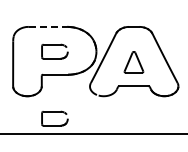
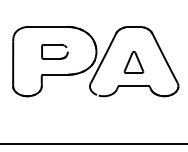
line: dashed -> solid (48, 26)
part: present -> none (54, 118)
line position: (93, 134) -> (93, 144) (93, 144)
